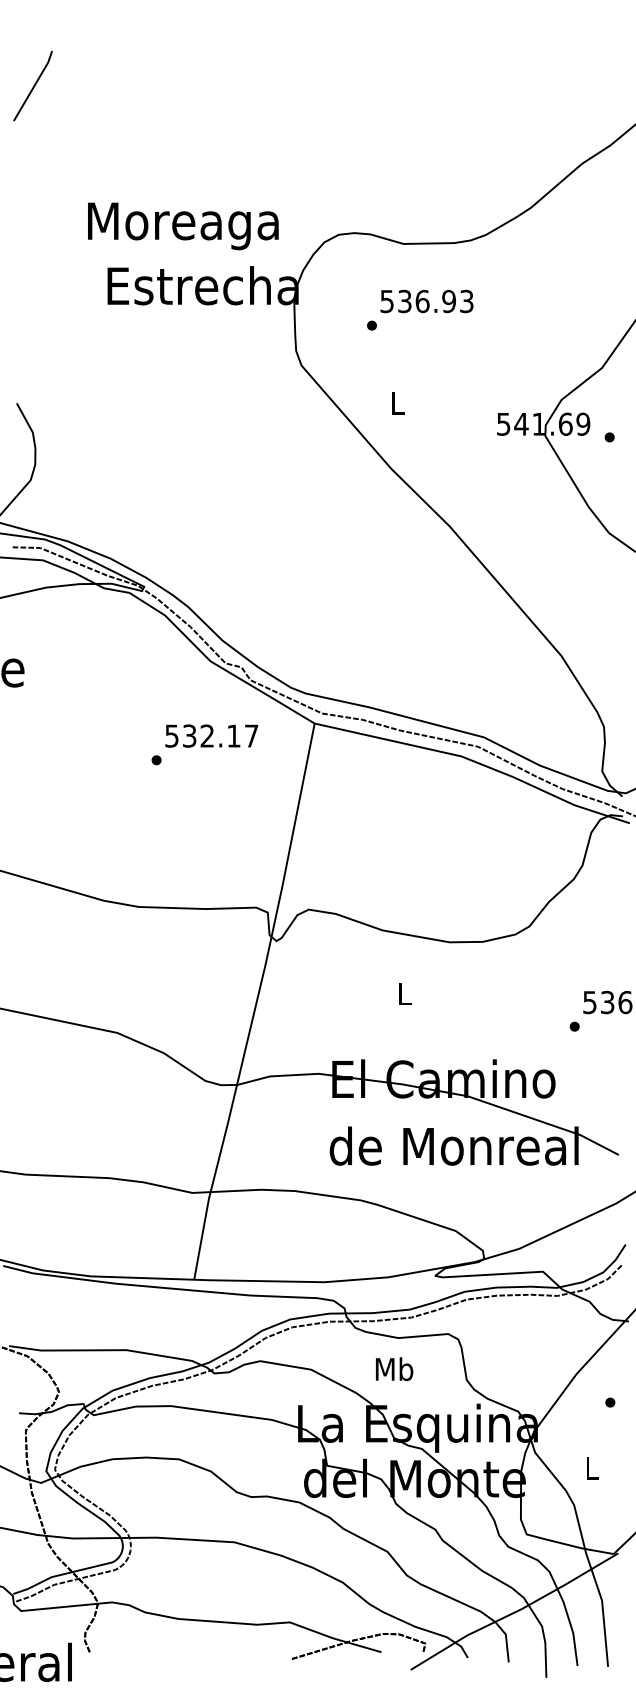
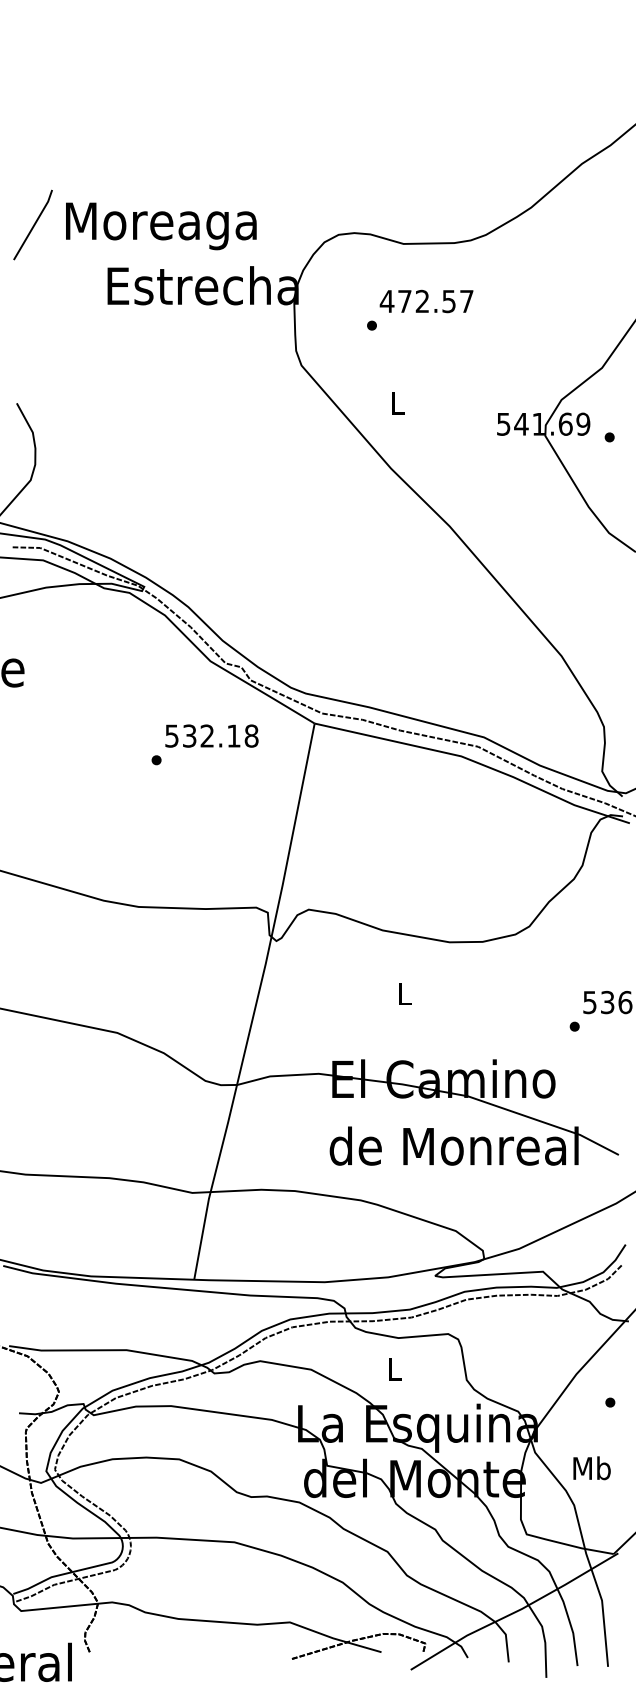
line position: (33, 85) -> (33, 224) (33, 224)
text position: (183, 226) -> (161, 226) (161, 226)
text: 536.93 -> 472.57 (426, 301)
text: 532.17 -> 532.18 (251, 735)
text: Mb -> L (394, 1369)
text: L -> Mb (591, 1468)
